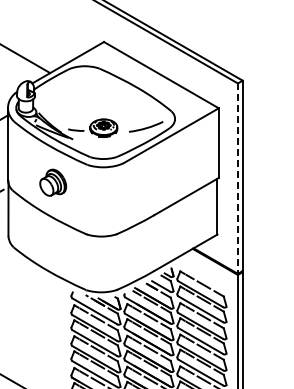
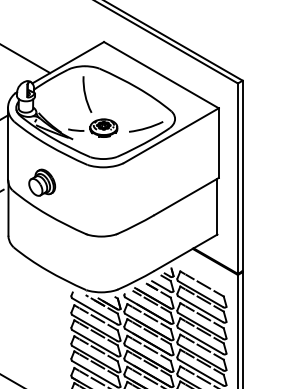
arc: none -> present (86, 94)
line: dashed -> solid (237, 179)
part position: (53, 182) -> (42, 182) (42, 182)
